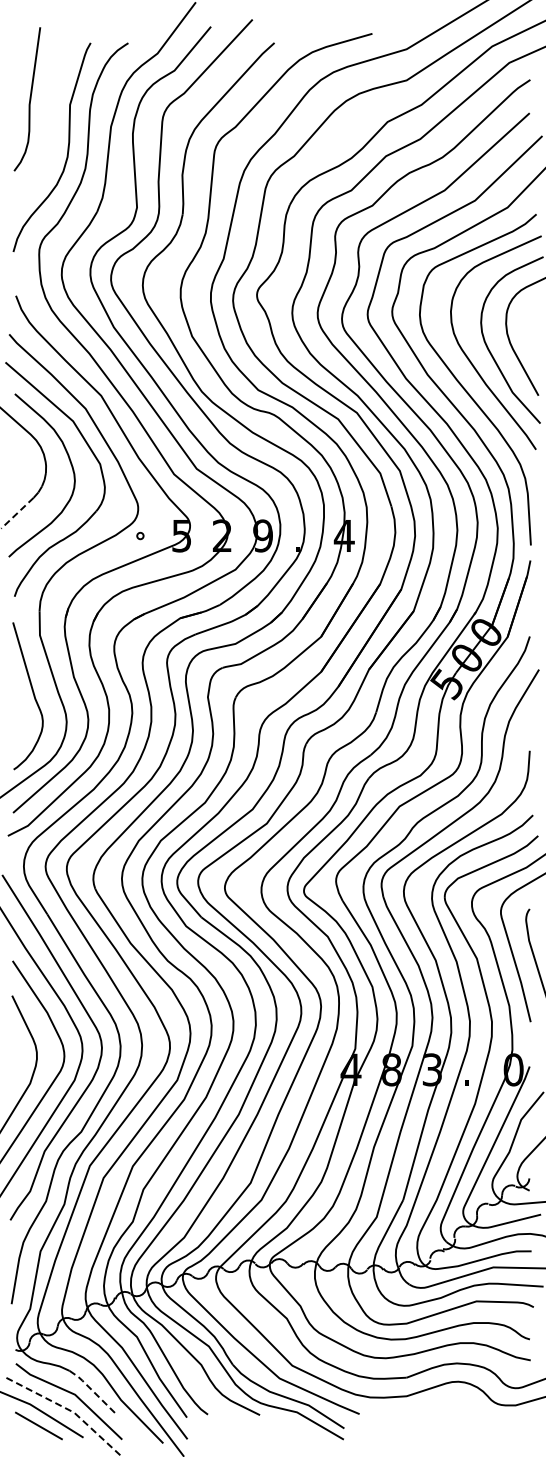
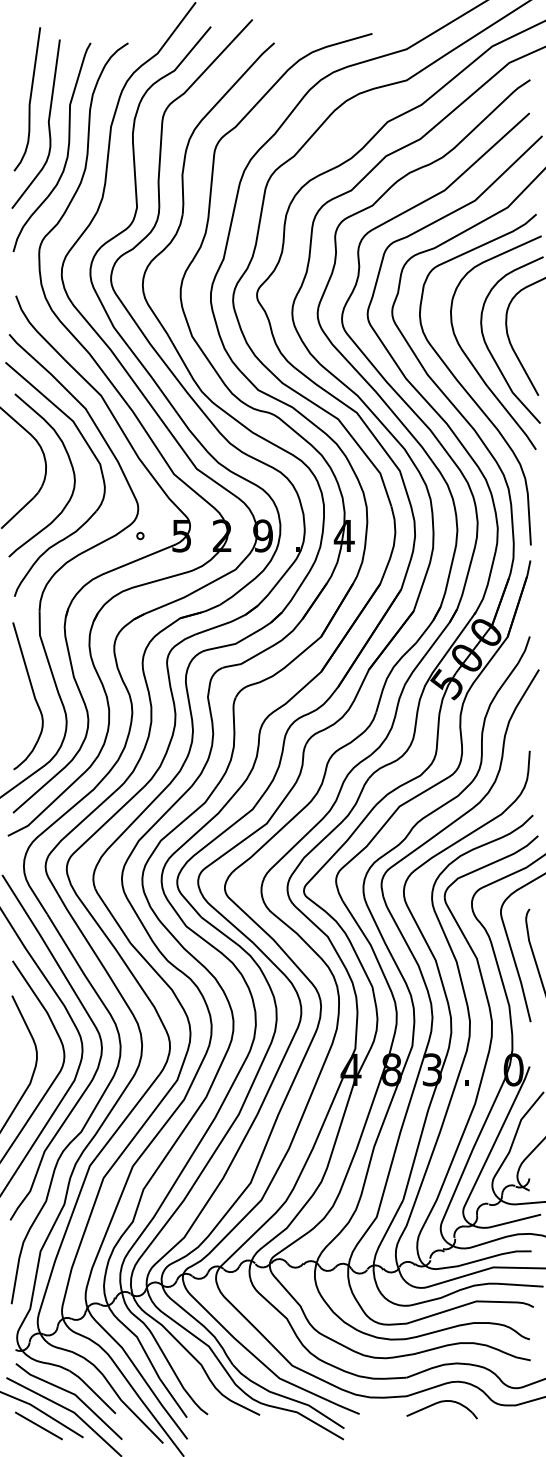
curve: none -> present (47, 122)
line: dashed -> solid (17, 513)
line: dashed -> solid (92, 1390)
part: none -> present (439, 1403)
line: dashed -> solid (69, 1410)
